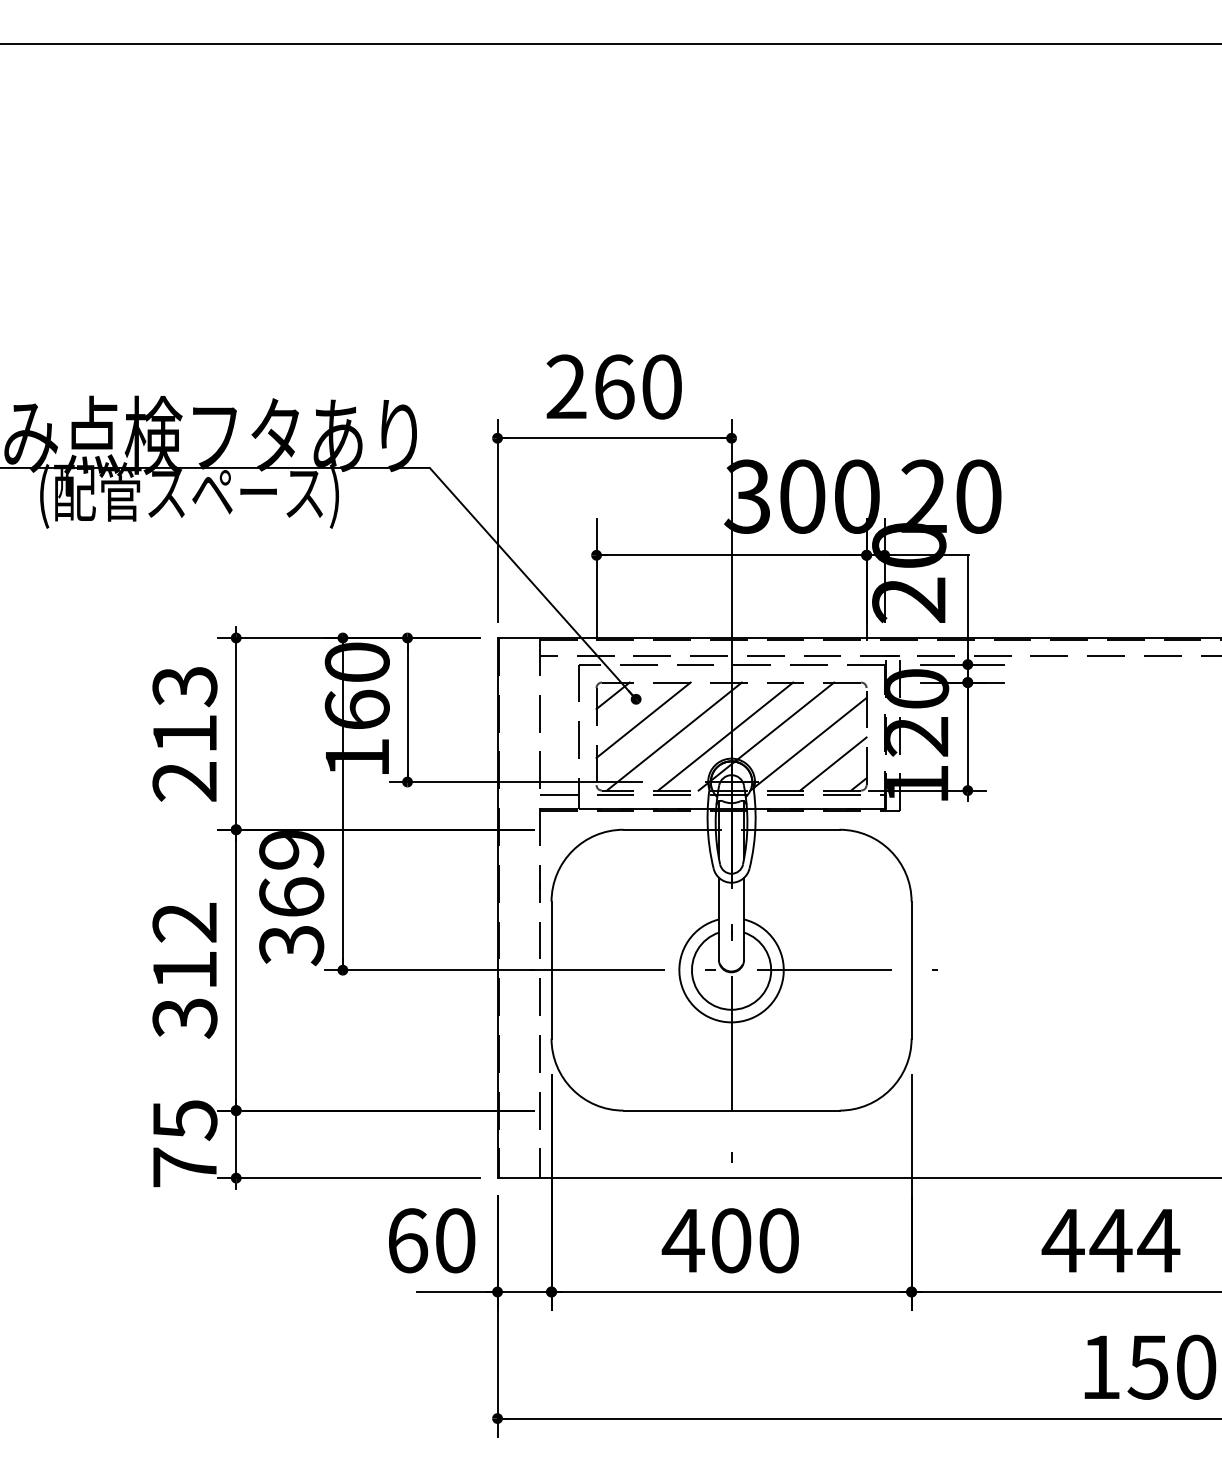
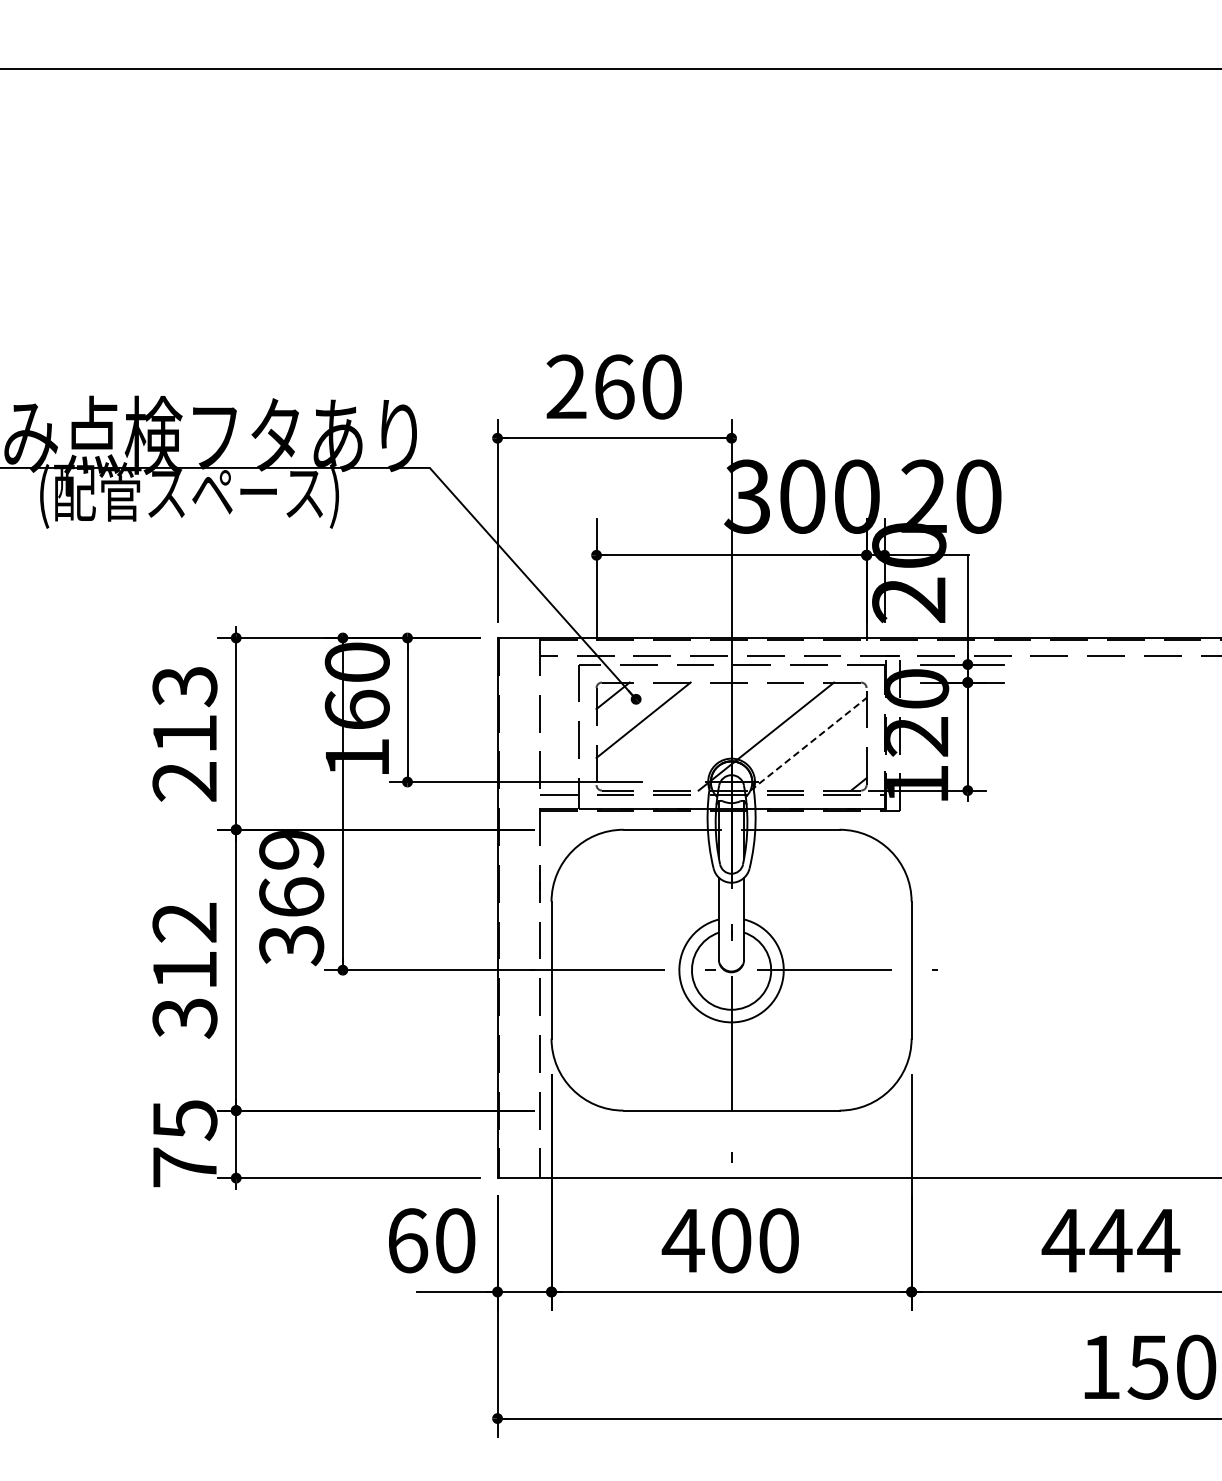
line position: (610, 44) -> (610, 69) (610, 69)
line: present -> none (673, 736)
line: present -> none (725, 736)
line: solid -> dashed (808, 743)
line: present -> none (833, 763)
